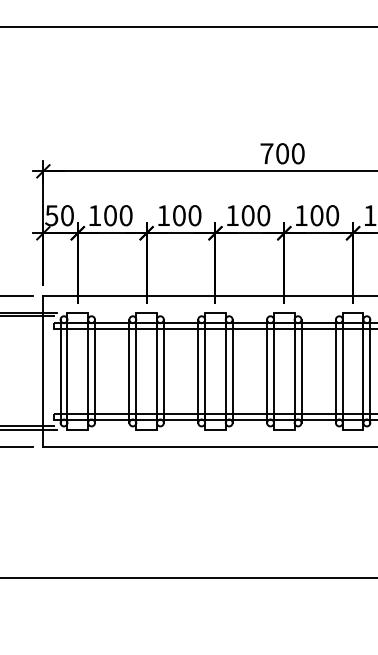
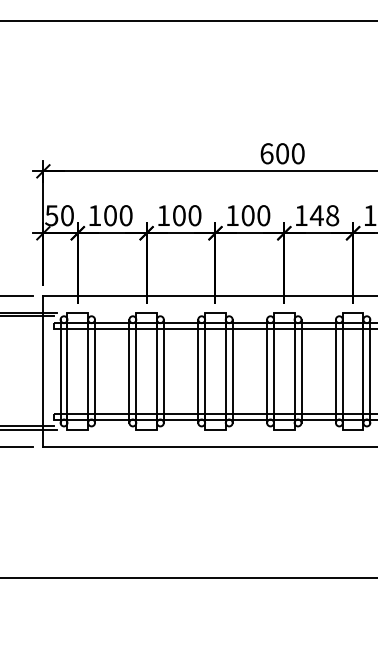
line position: (188, 27) -> (188, 21) (188, 21)
text: 700 -> 600 (266, 153)
text: 100 -> 148 (324, 215)
